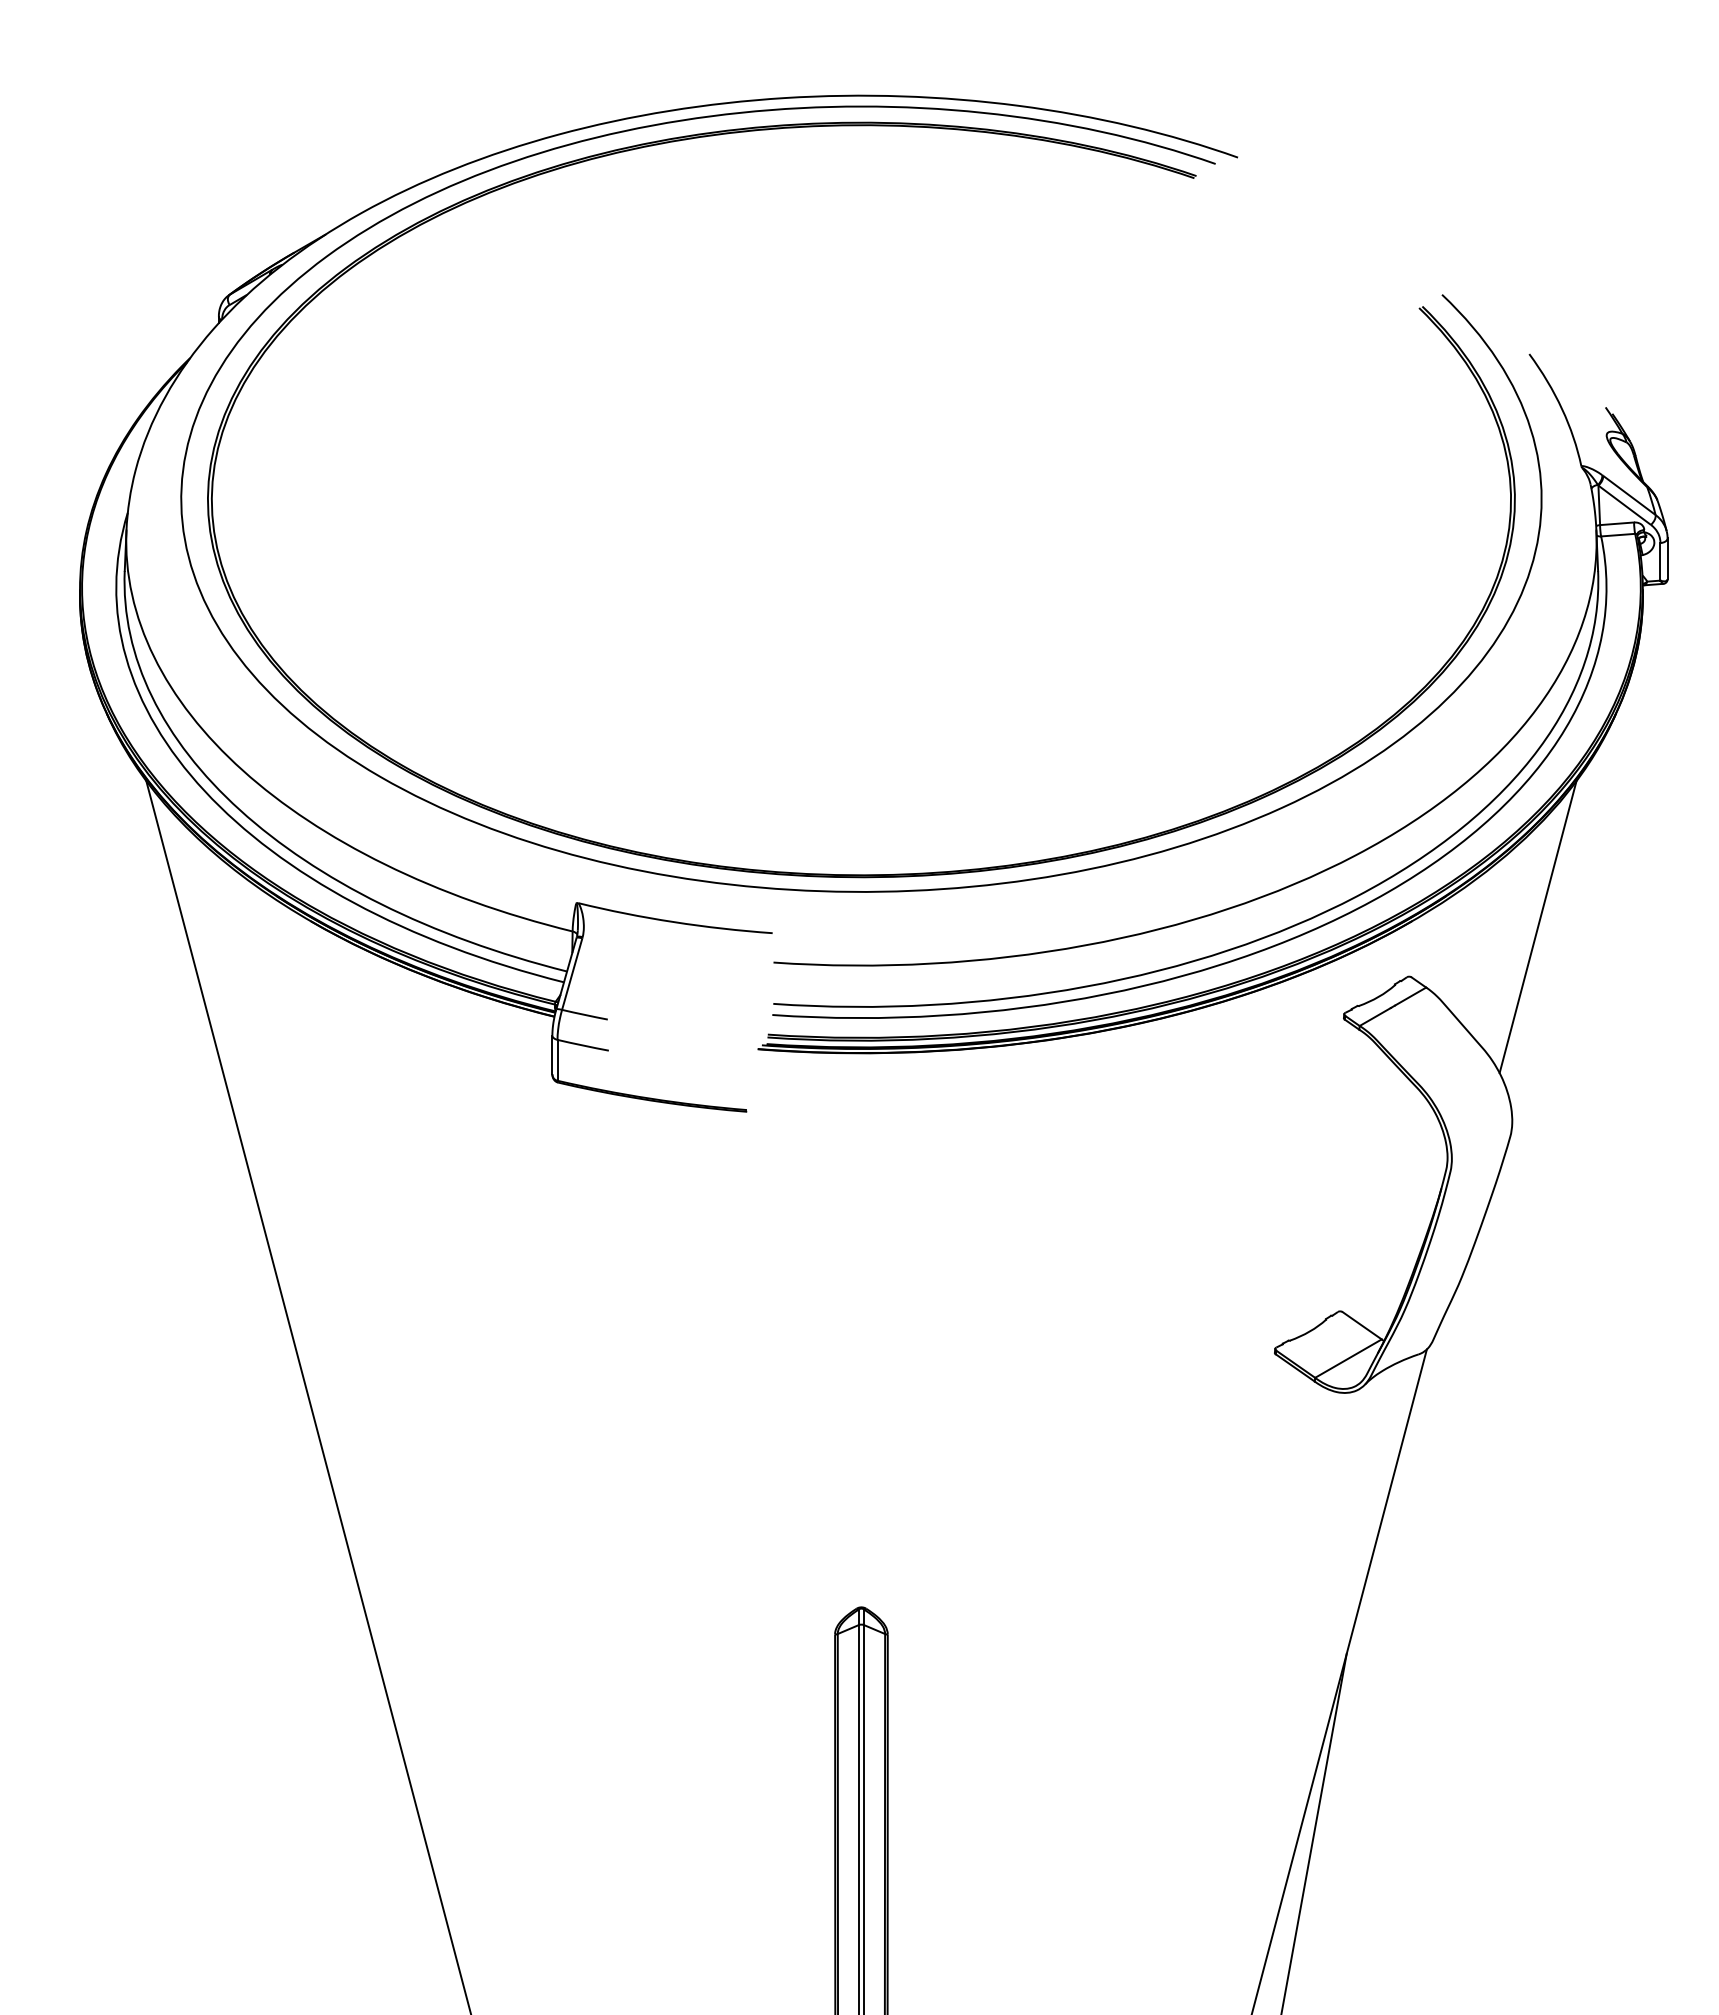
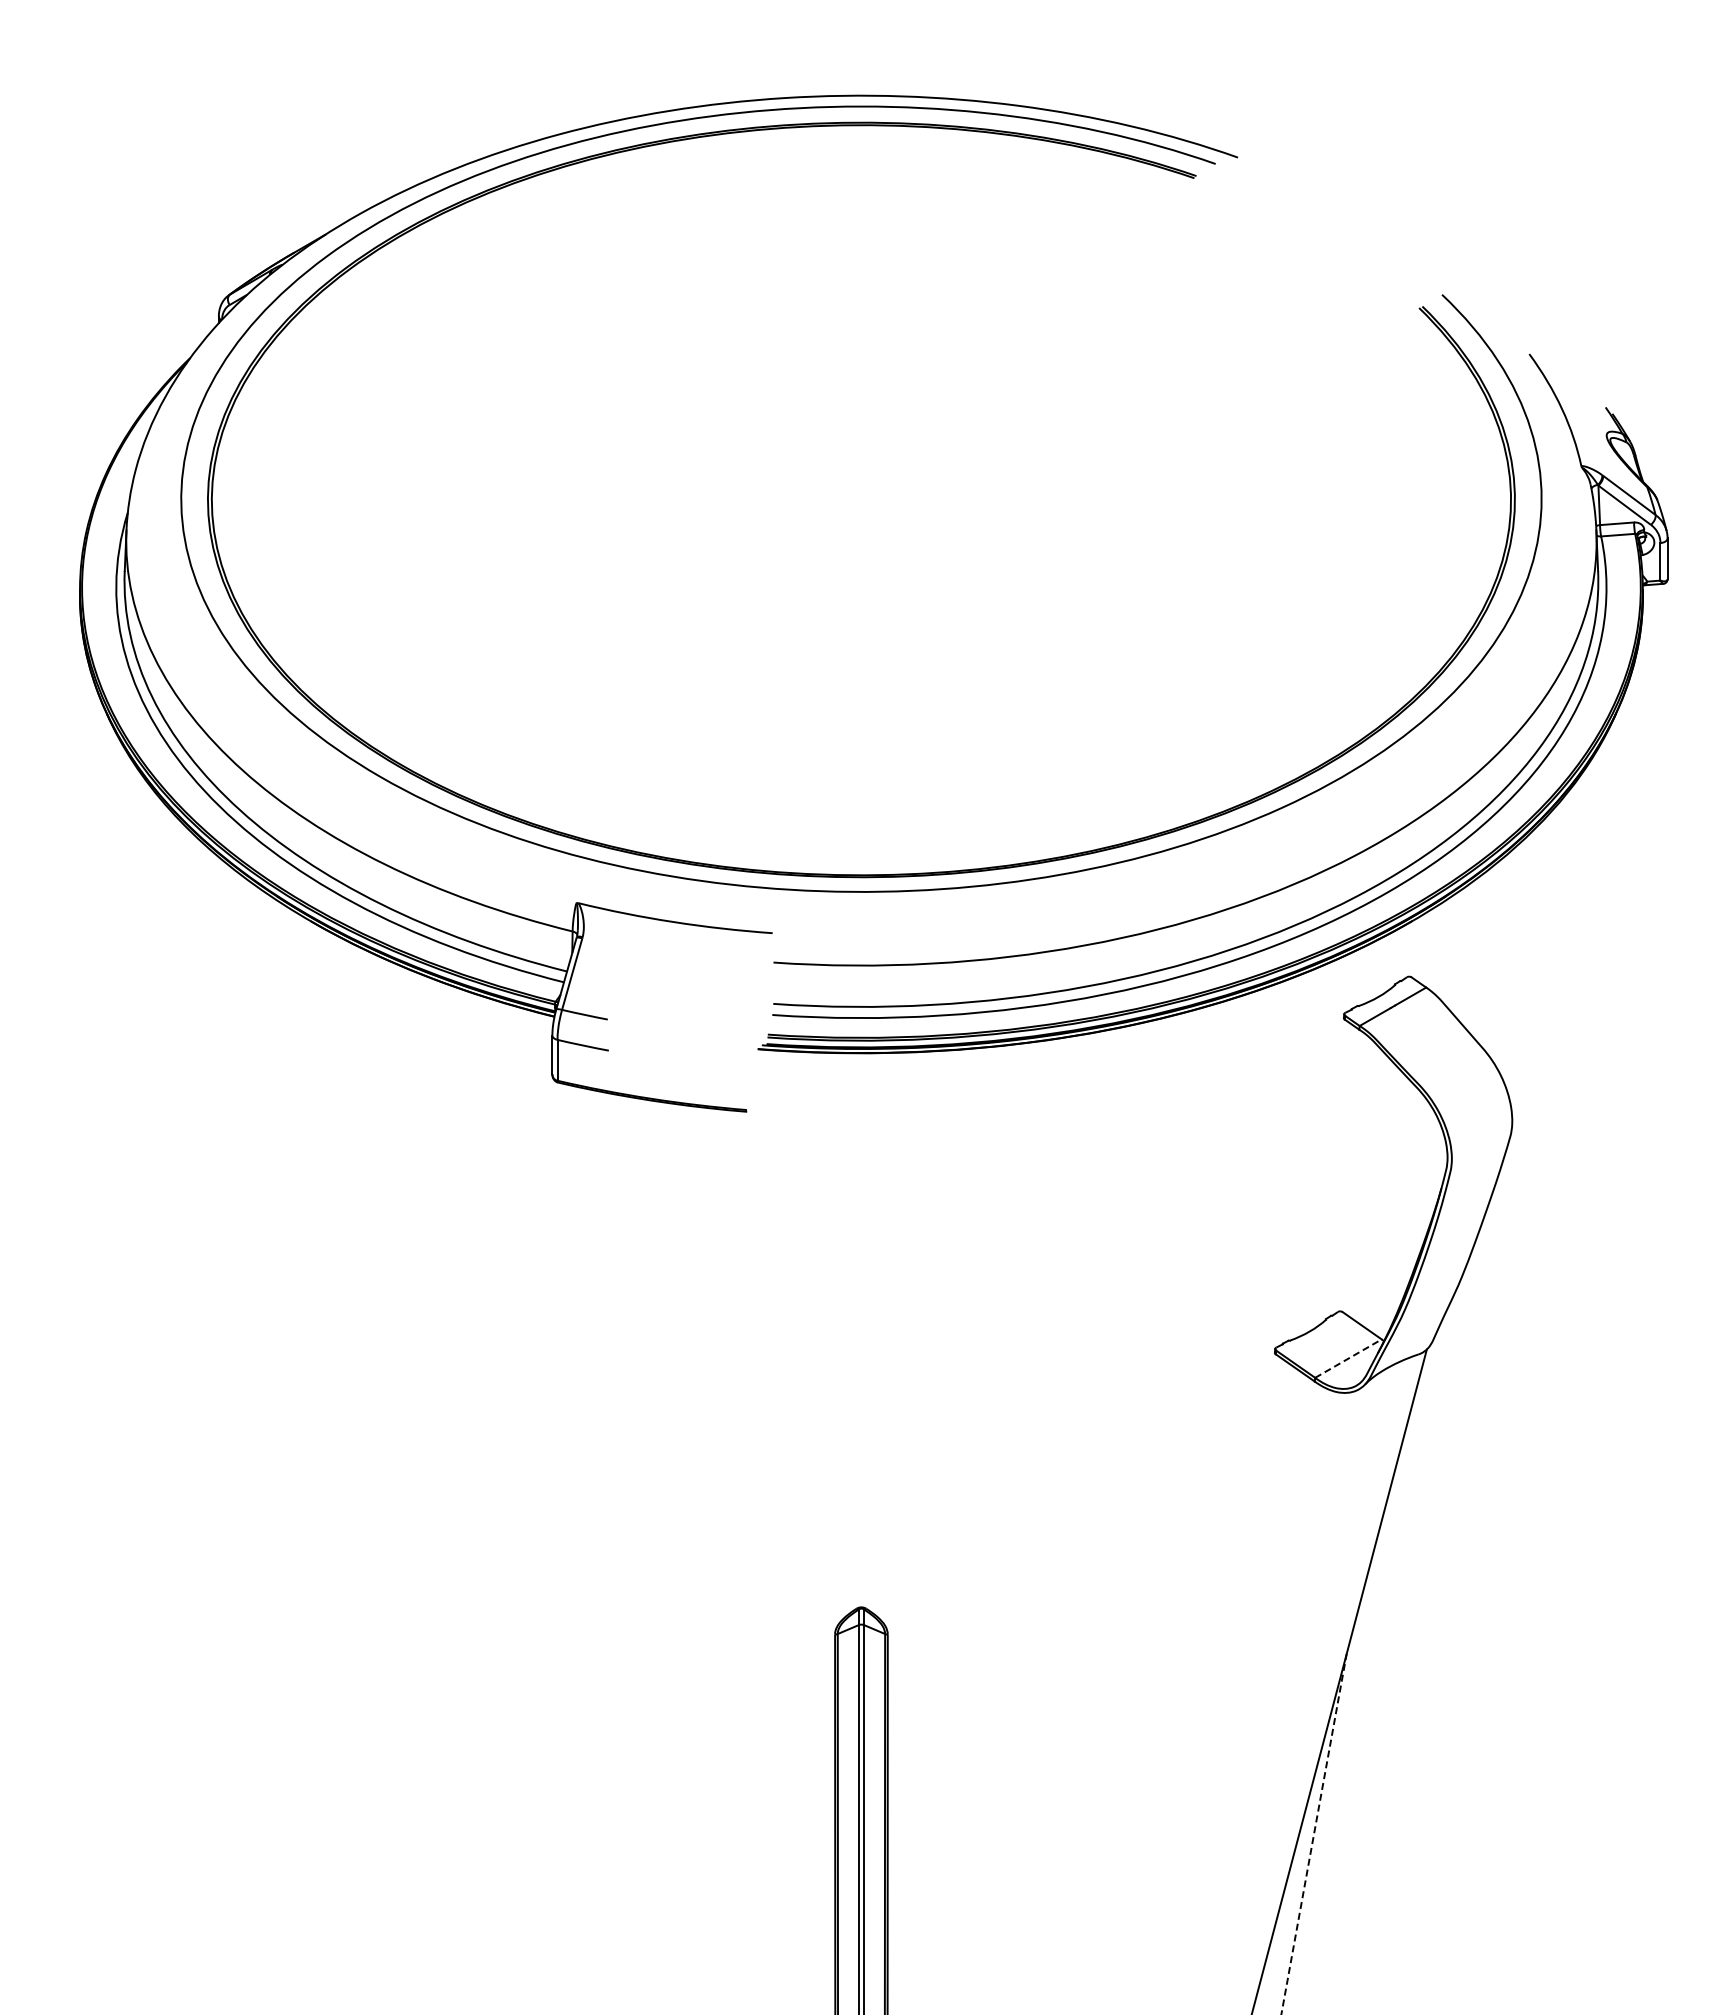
line: present -> none (1537, 927)
line: solid -> dashed (1348, 1358)
line: present -> none (308, 1396)
line: solid -> dashed (1314, 1833)
